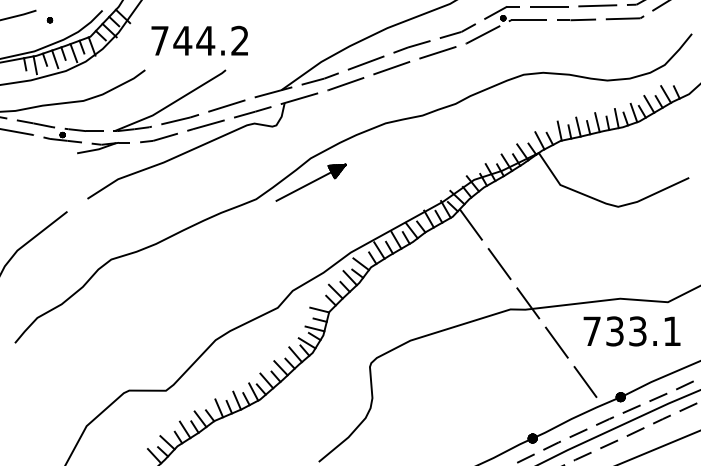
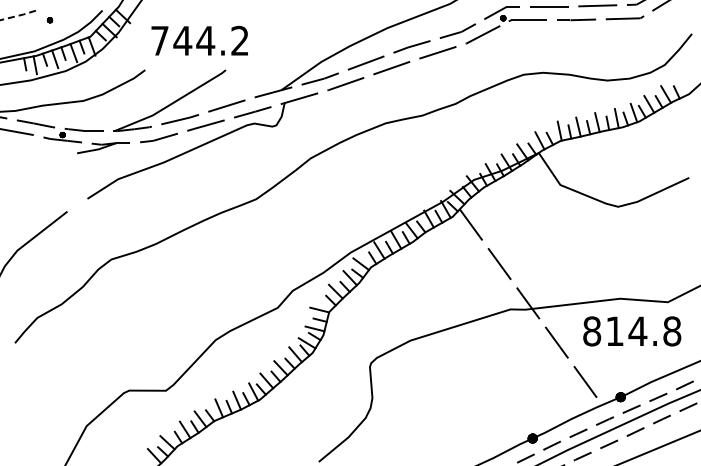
line: solid -> dashed (19, 15)
part: present -> none (310, 182)
text: 733.1 -> 814.8 (632, 331)
